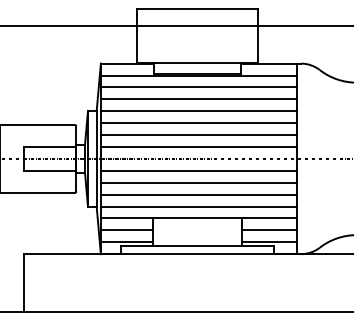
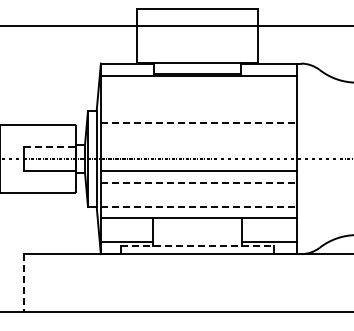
line: present -> none (198, 87)
line: present -> none (198, 99)
line: present -> none (198, 111)
line: solid -> dashed (199, 123)
line: present -> none (198, 135)
line: solid -> dashed (50, 146)
line: present -> none (198, 146)
line: solid -> dashed (199, 182)
line: present -> none (198, 194)
line: solid -> dashed (199, 206)
line: present -> none (126, 230)
line: present -> none (269, 230)
line: solid -> dashed (197, 246)
line: solid -> dashed (24, 283)
